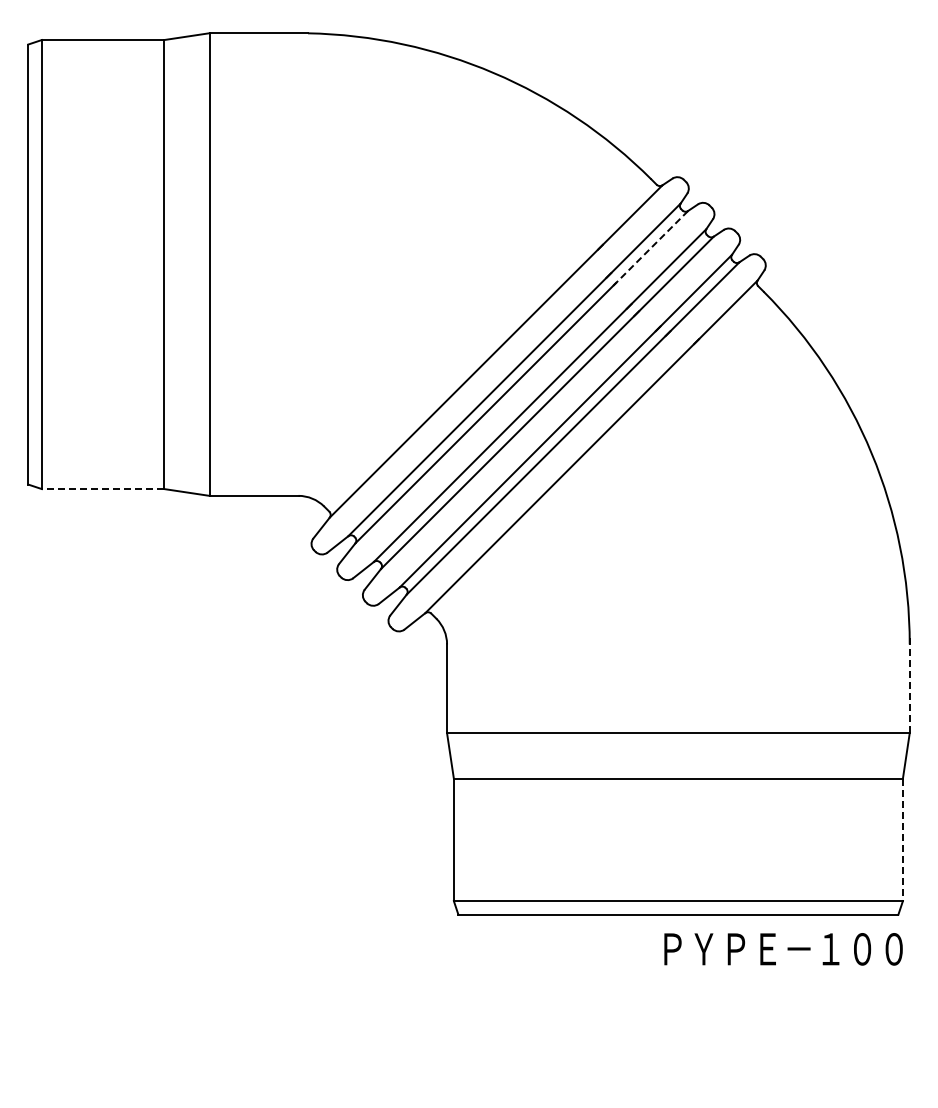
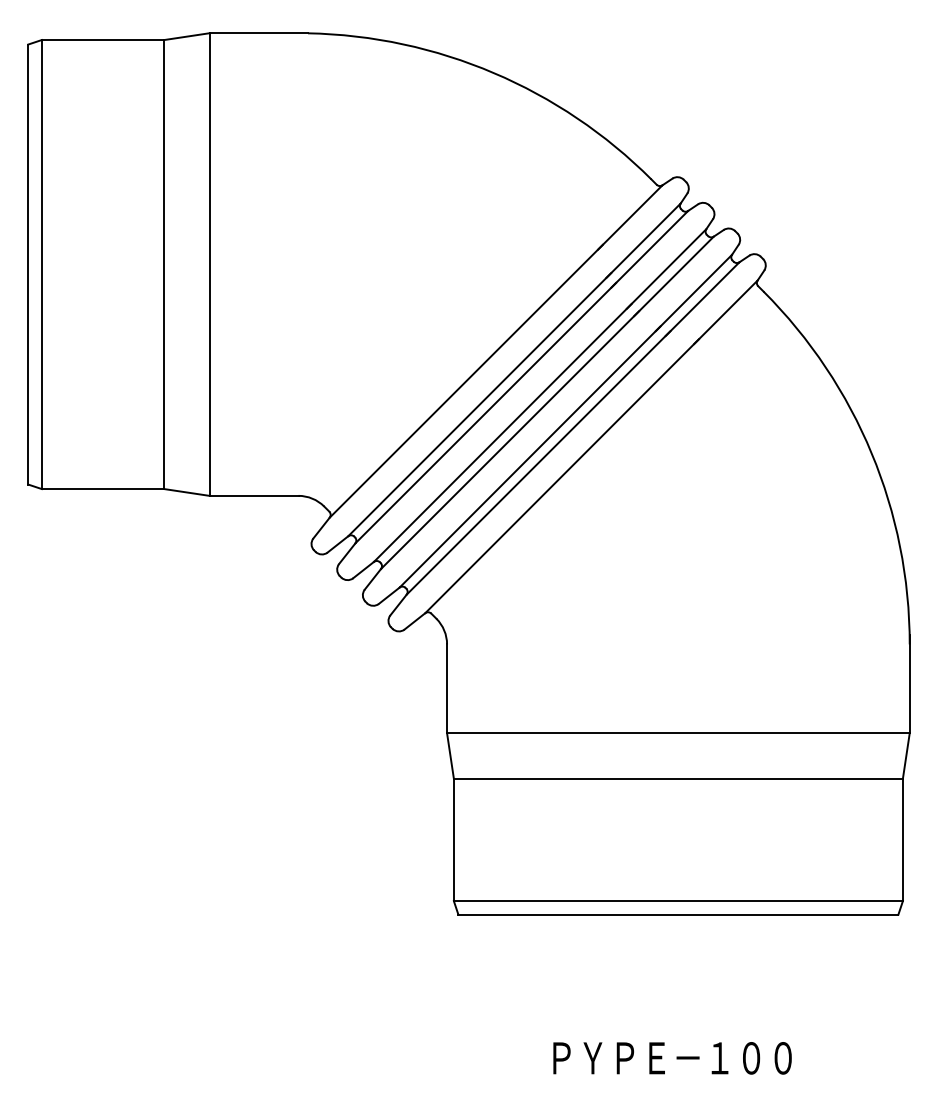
line: dashed -> solid (649, 249)
line: dashed -> solid (102, 489)
line: dashed -> solid (909, 683)
line: dashed -> solid (902, 840)
text position: (783, 949) -> (672, 1058) (672, 1058)
